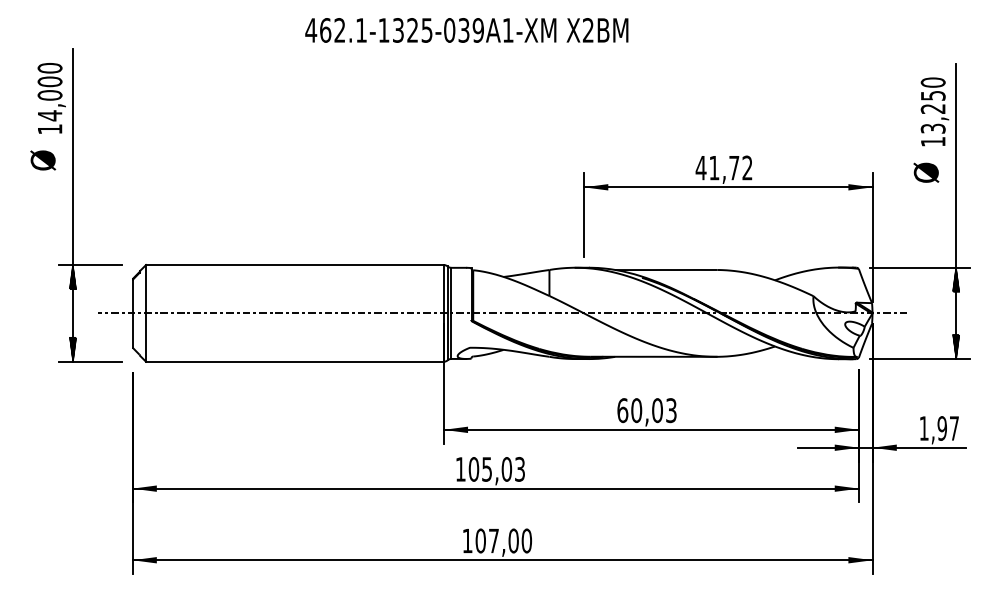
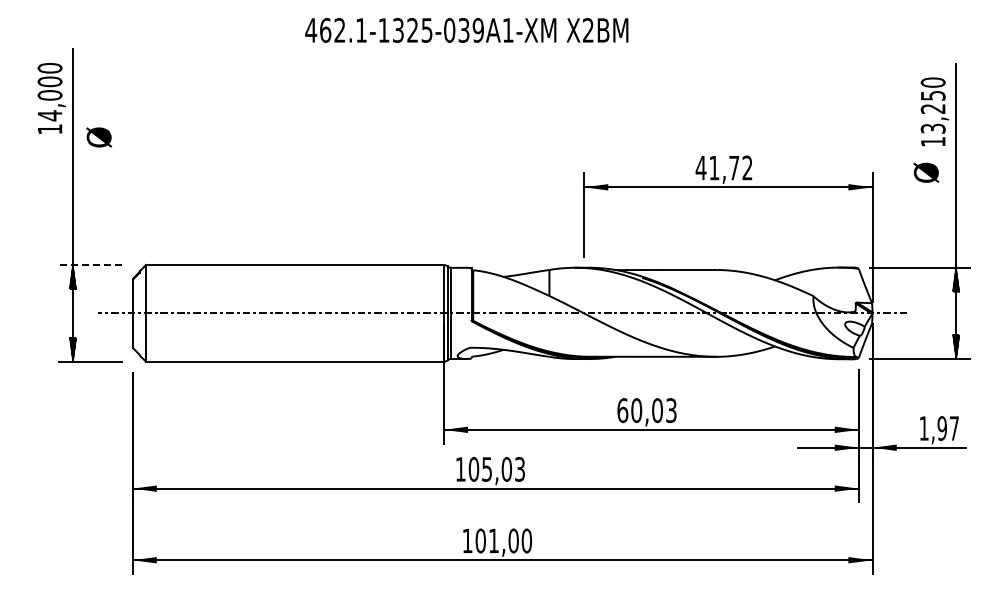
text position: (43, 160) -> (99, 137) (99, 137)
line: solid -> dashed (89, 264)
text: 107,00 -> 101,00 (493, 540)
